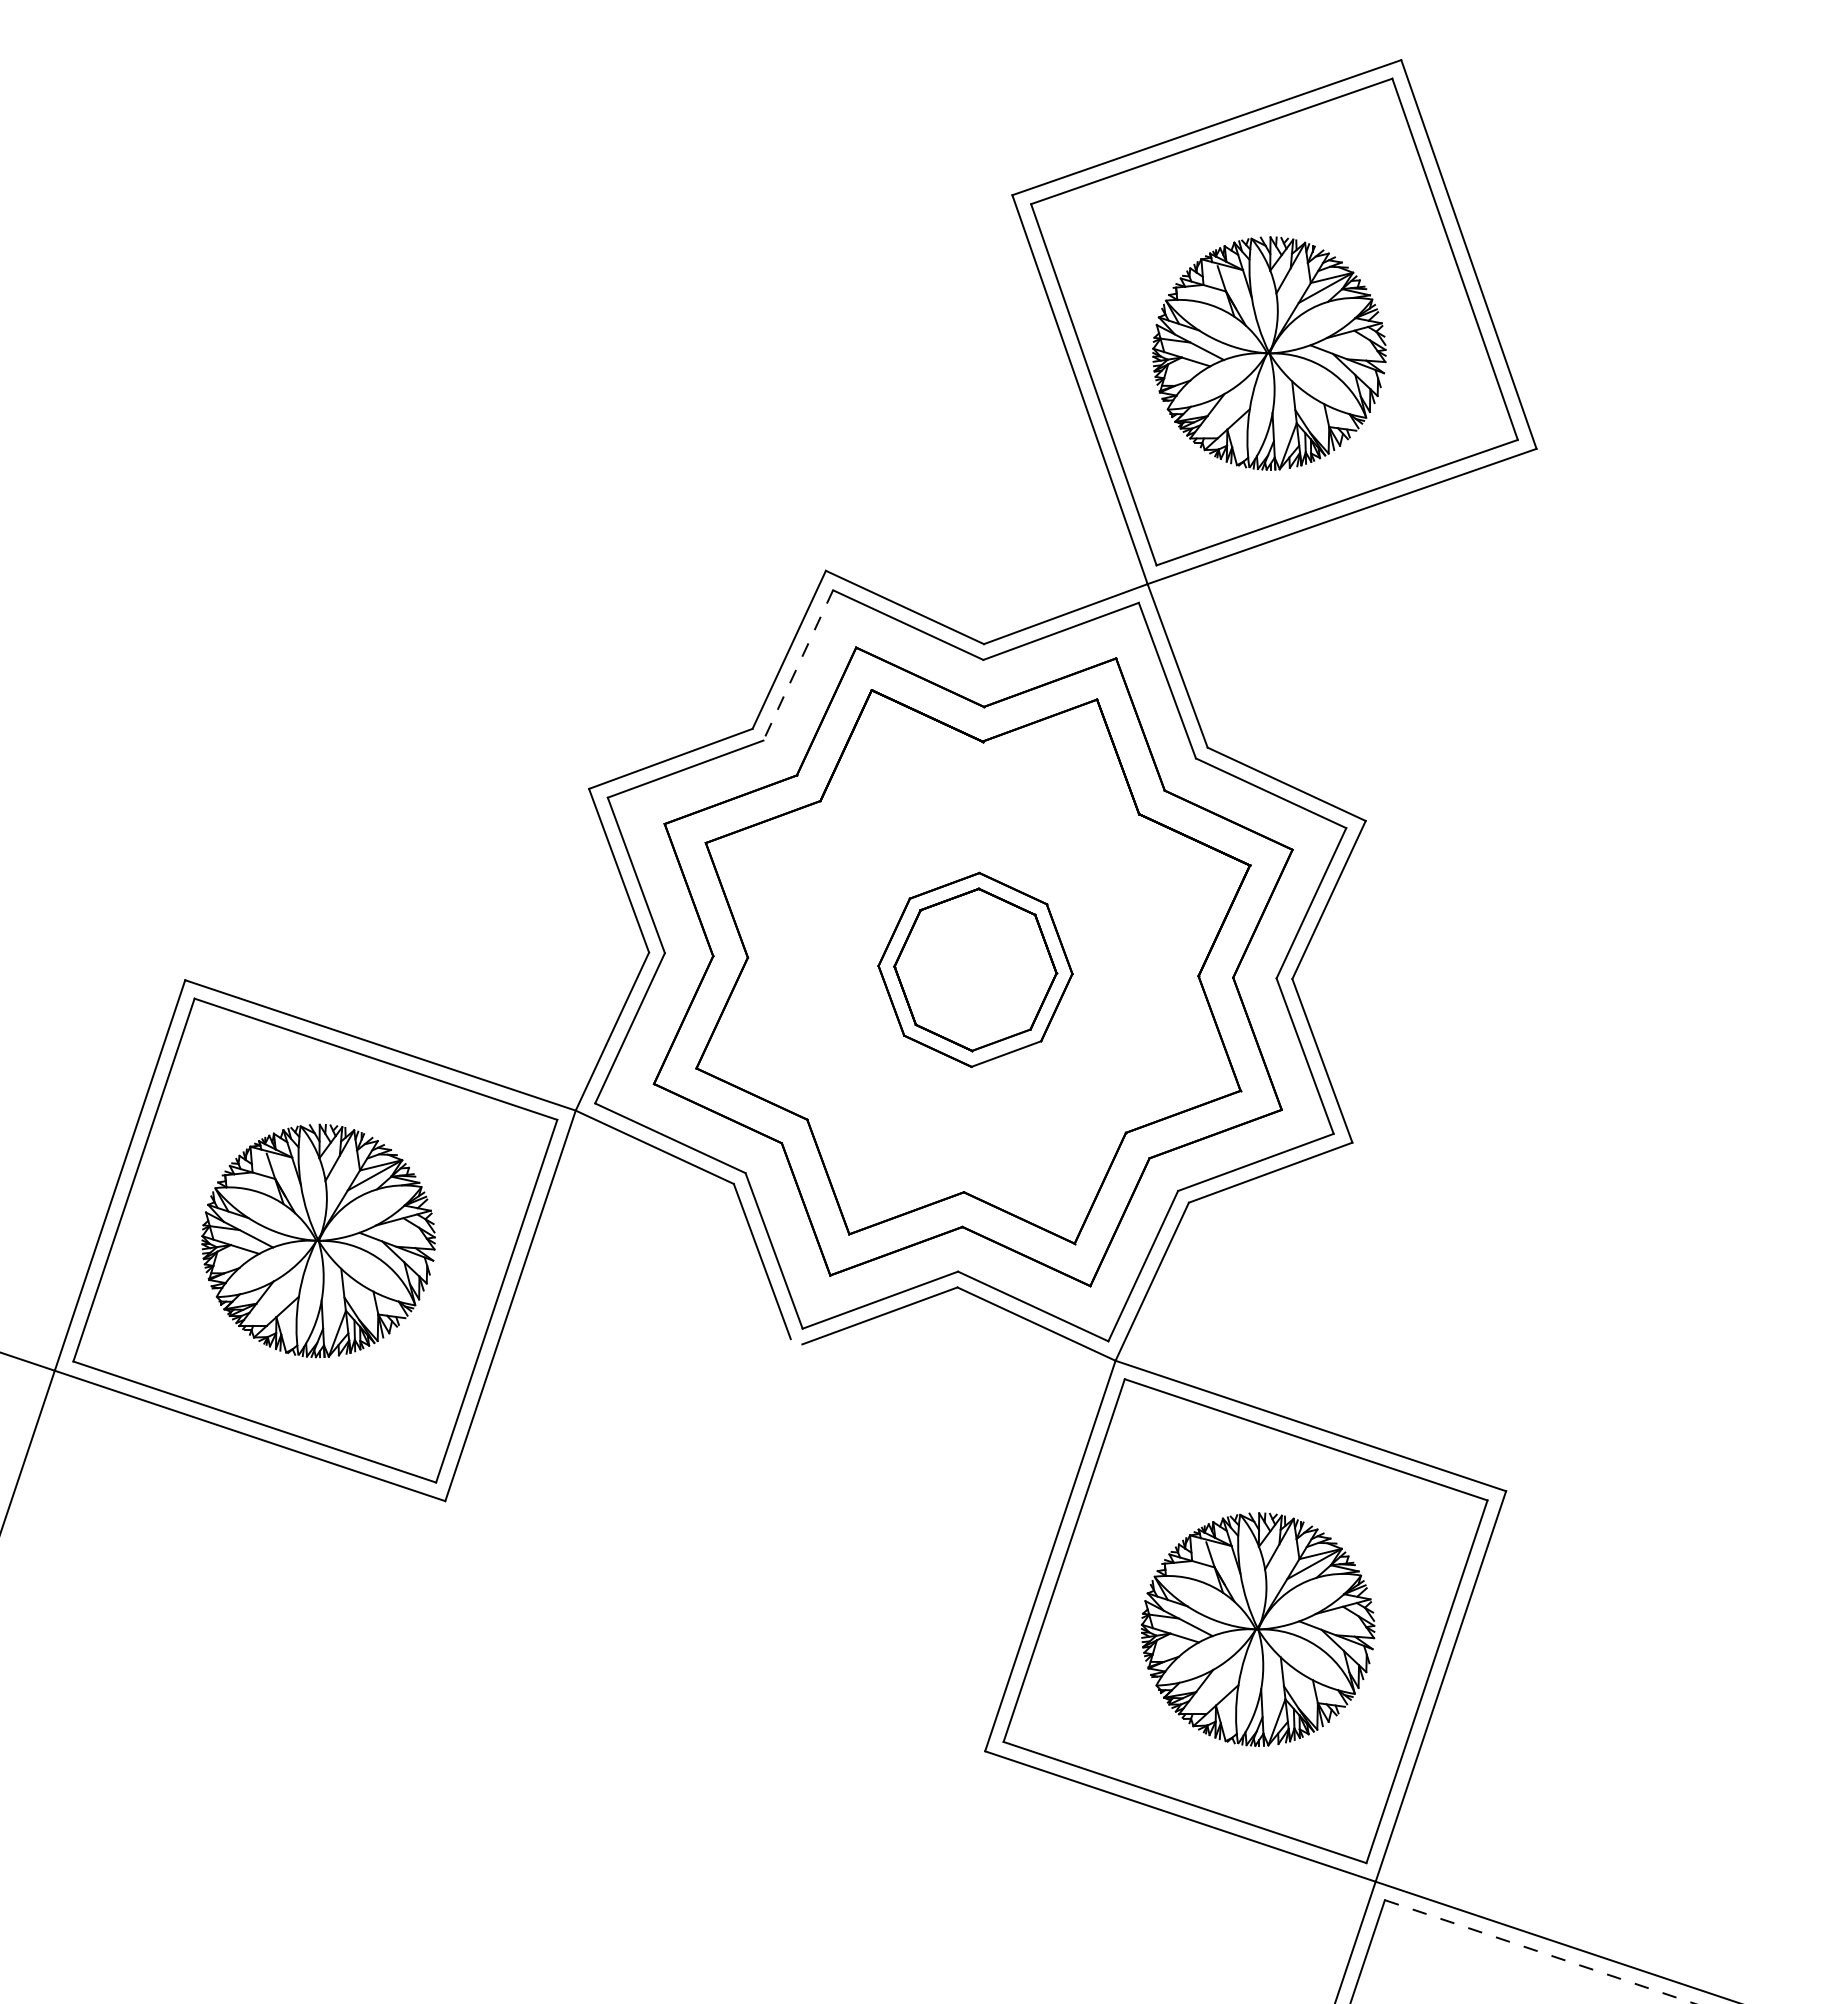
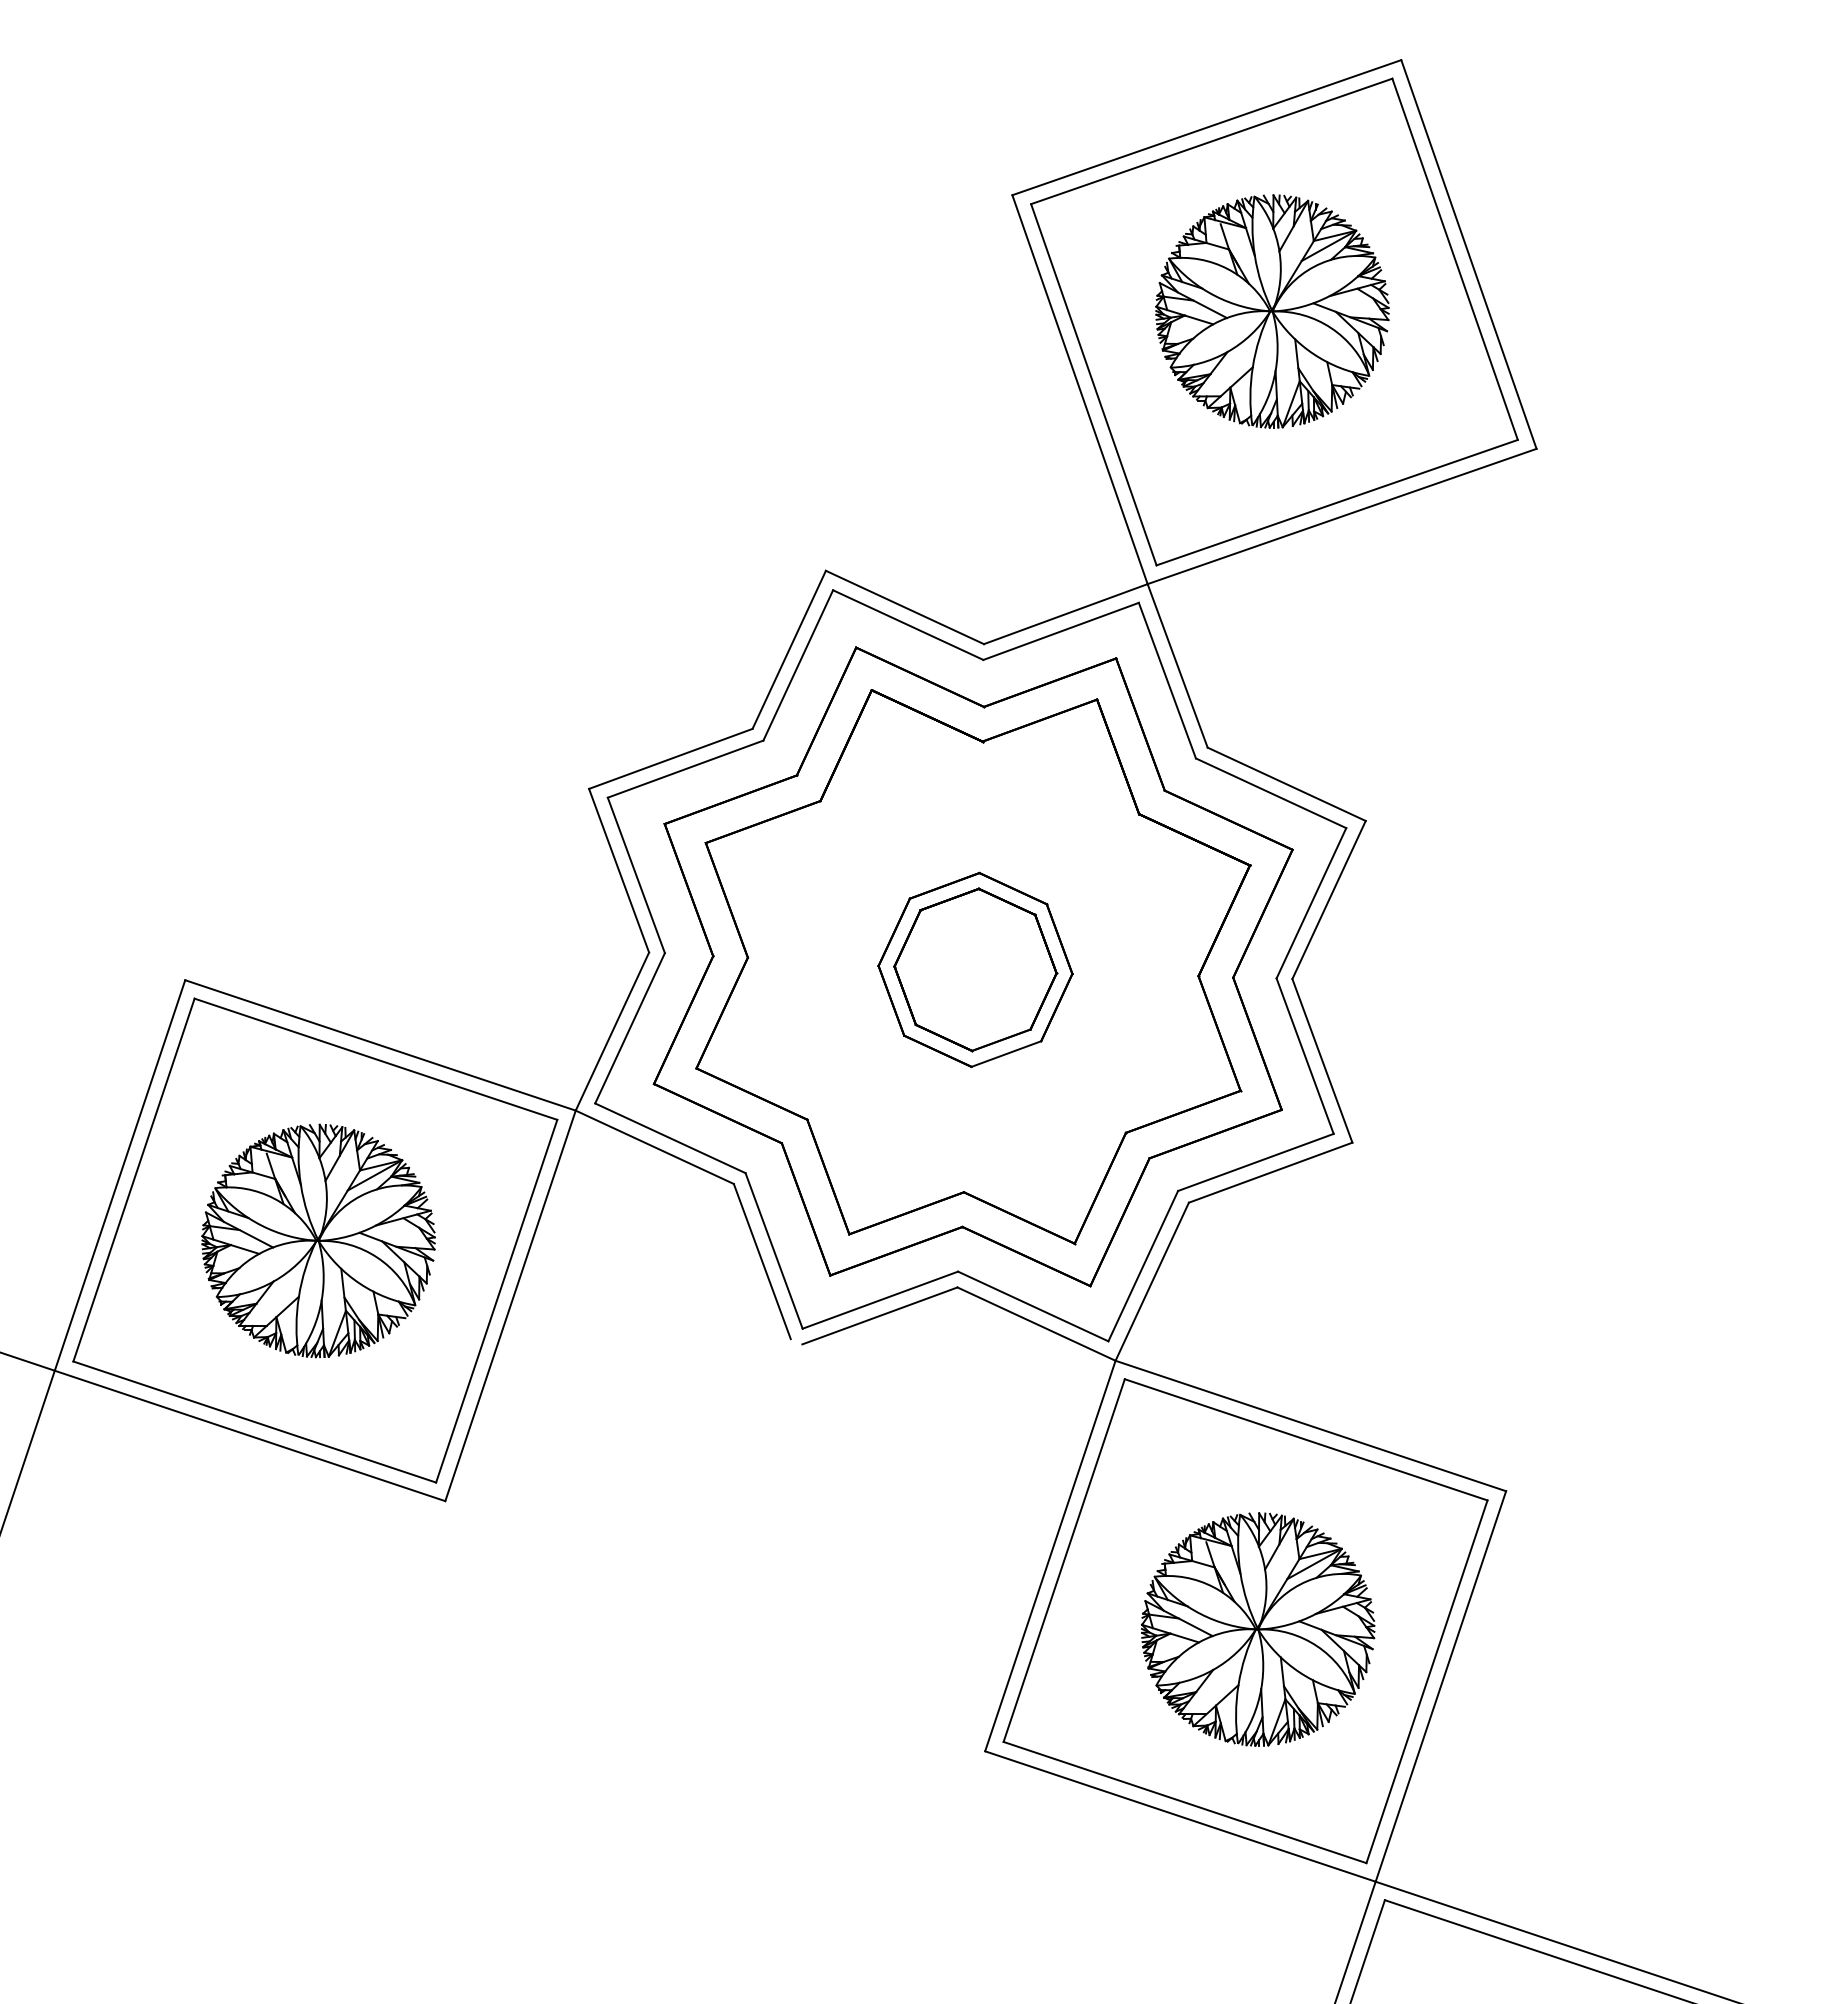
part position: (1269, 353) -> (1272, 311) (1272, 311)
line: dashed -> solid (798, 665)
line: dashed -> solid (1540, 1952)
